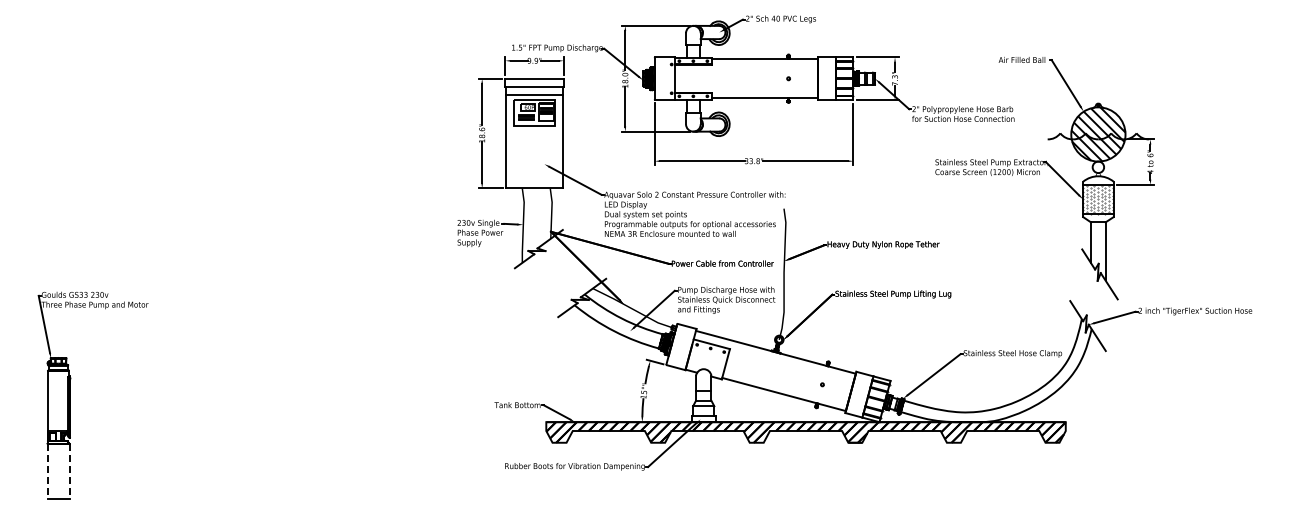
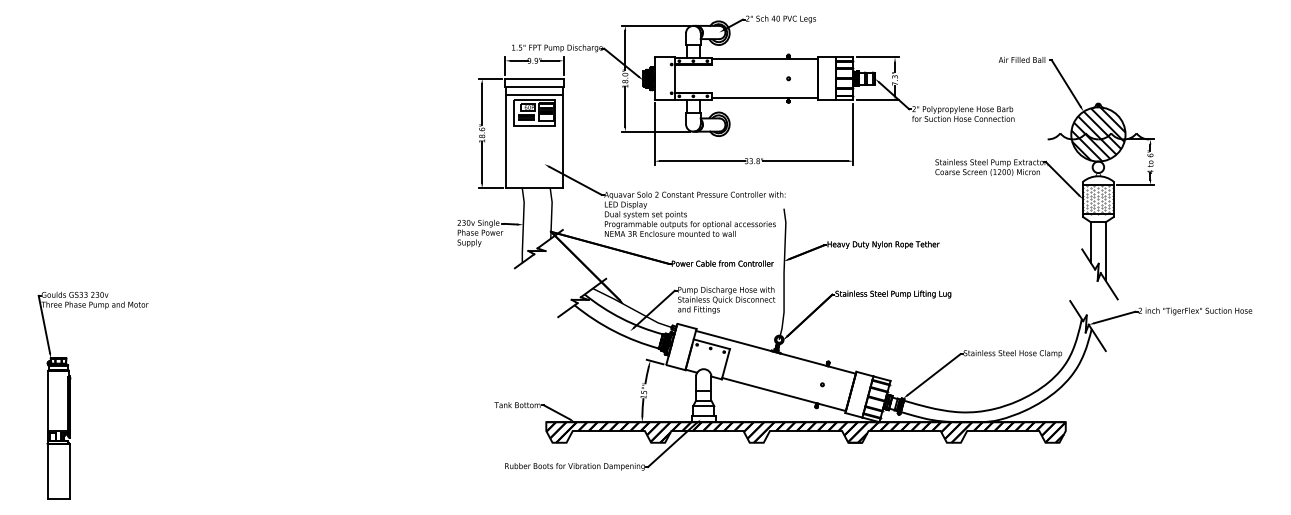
line: dashed -> solid (47, 471)
line: dashed -> solid (69, 471)
